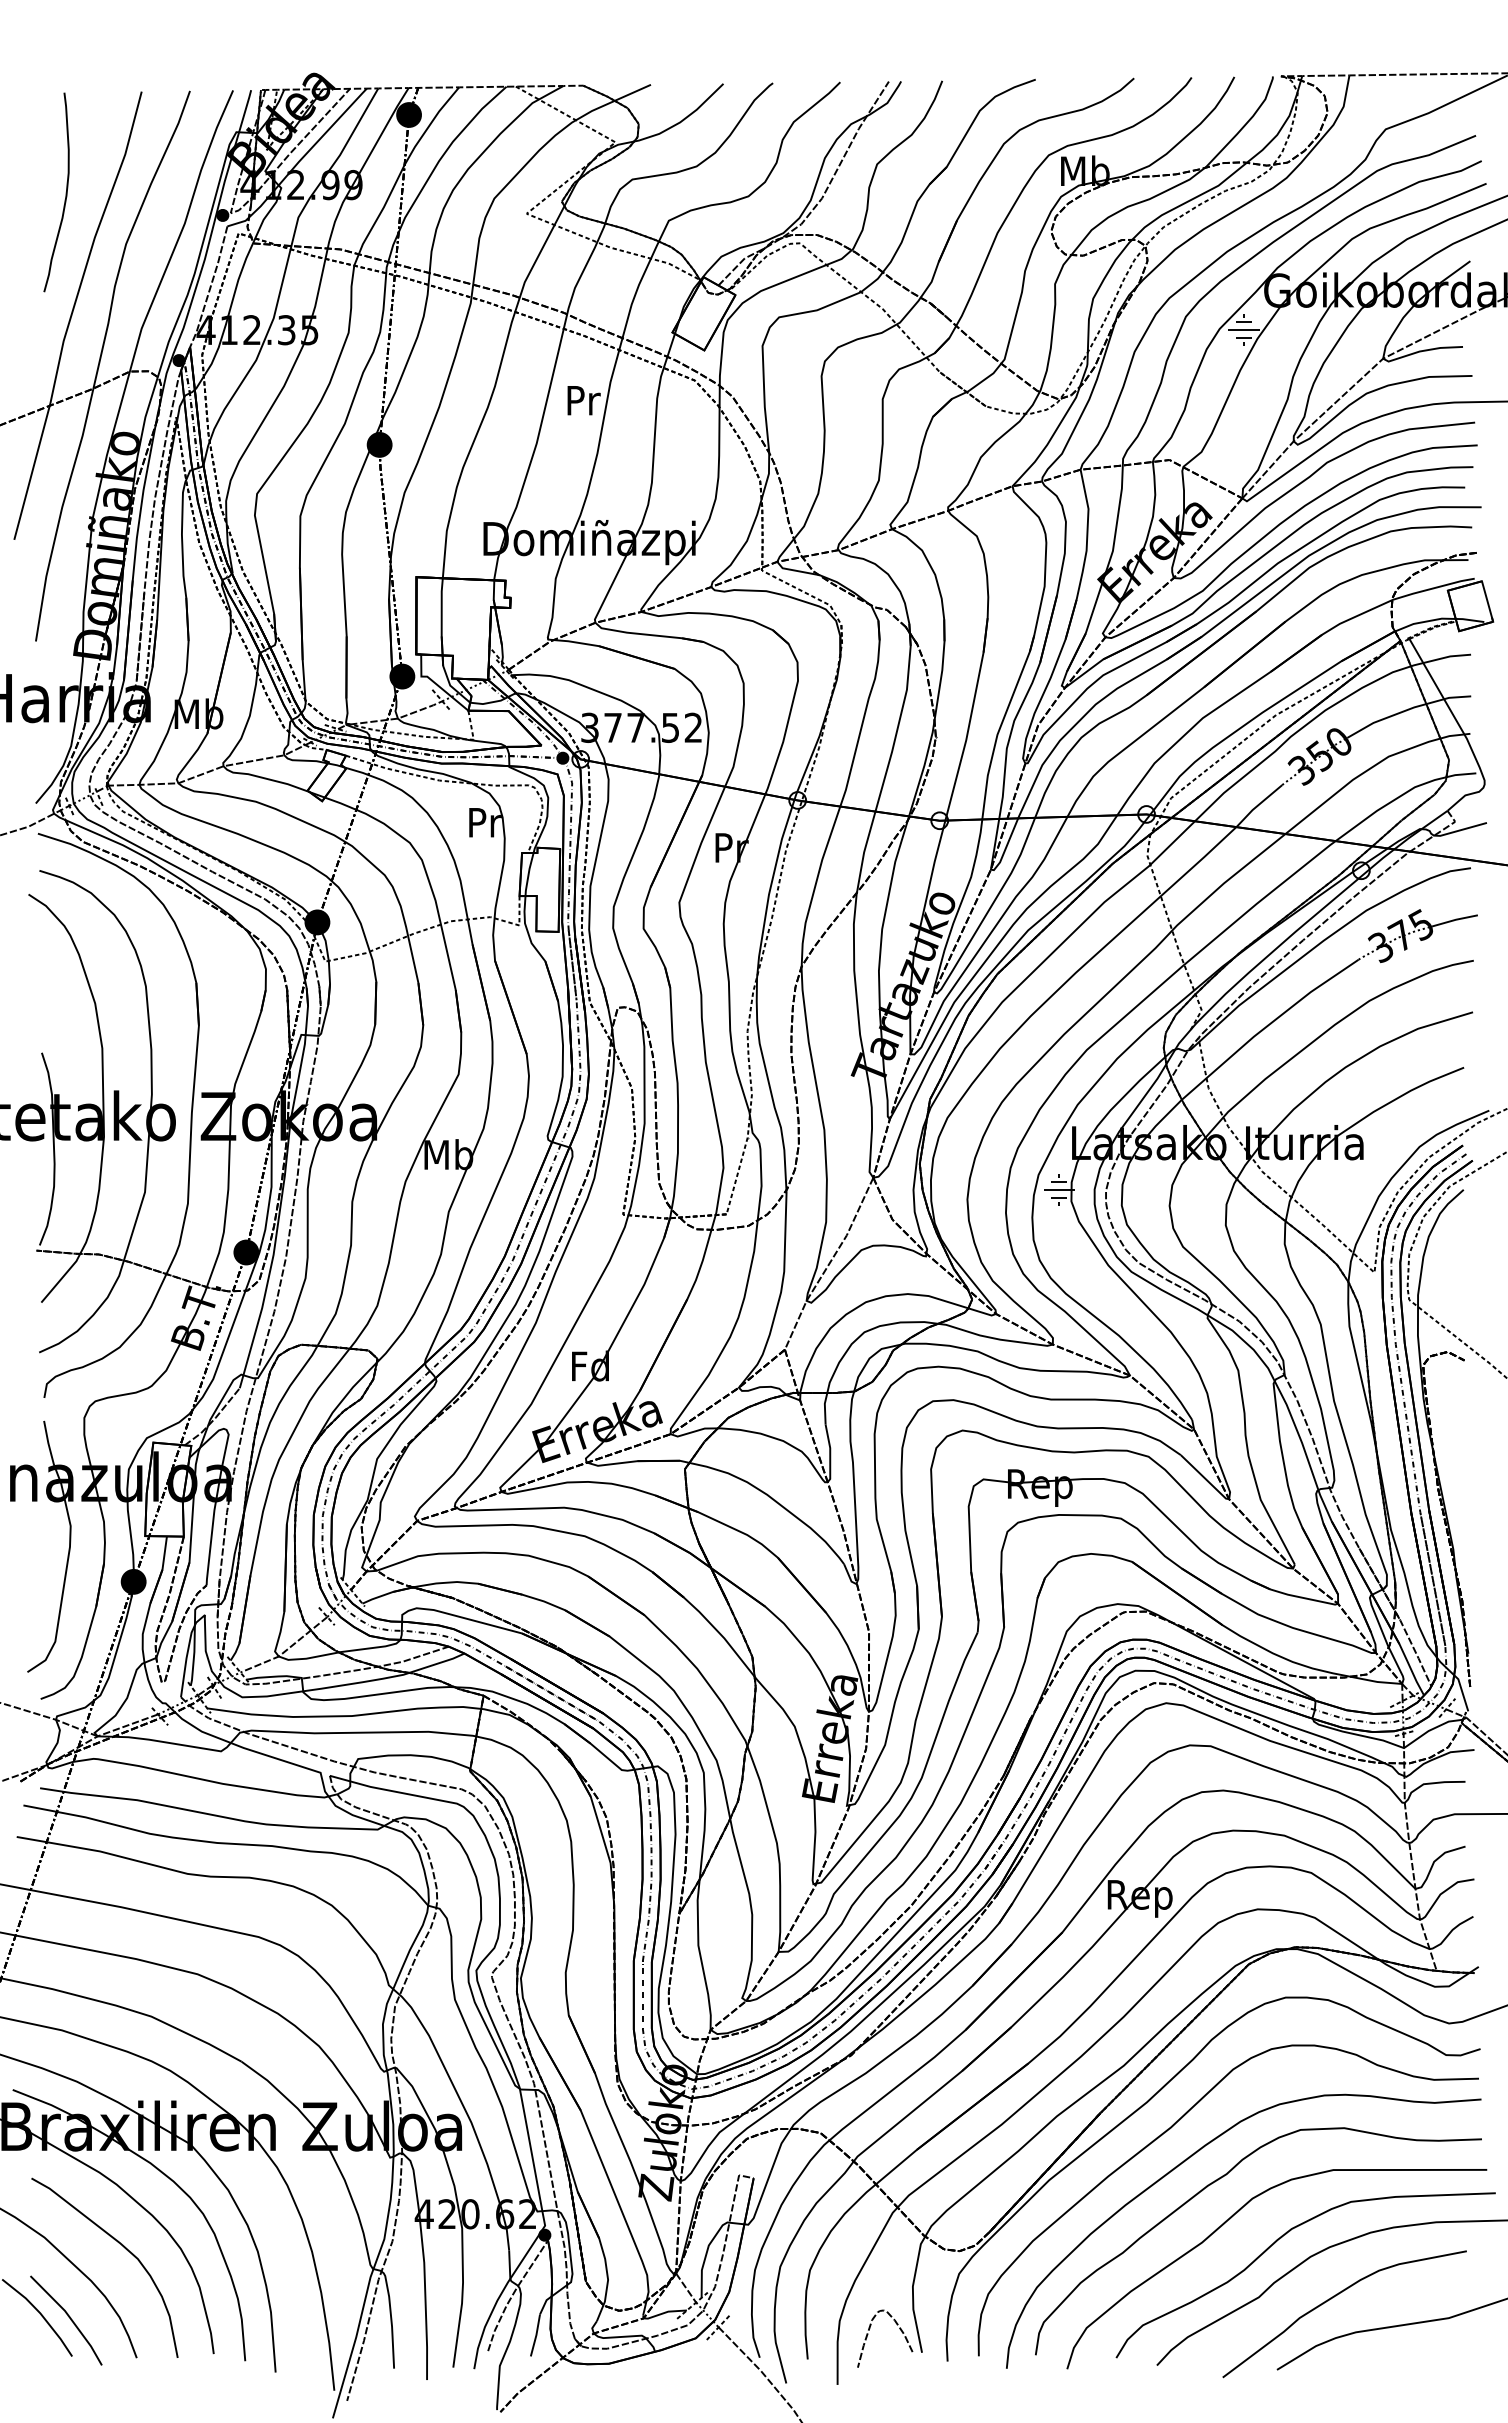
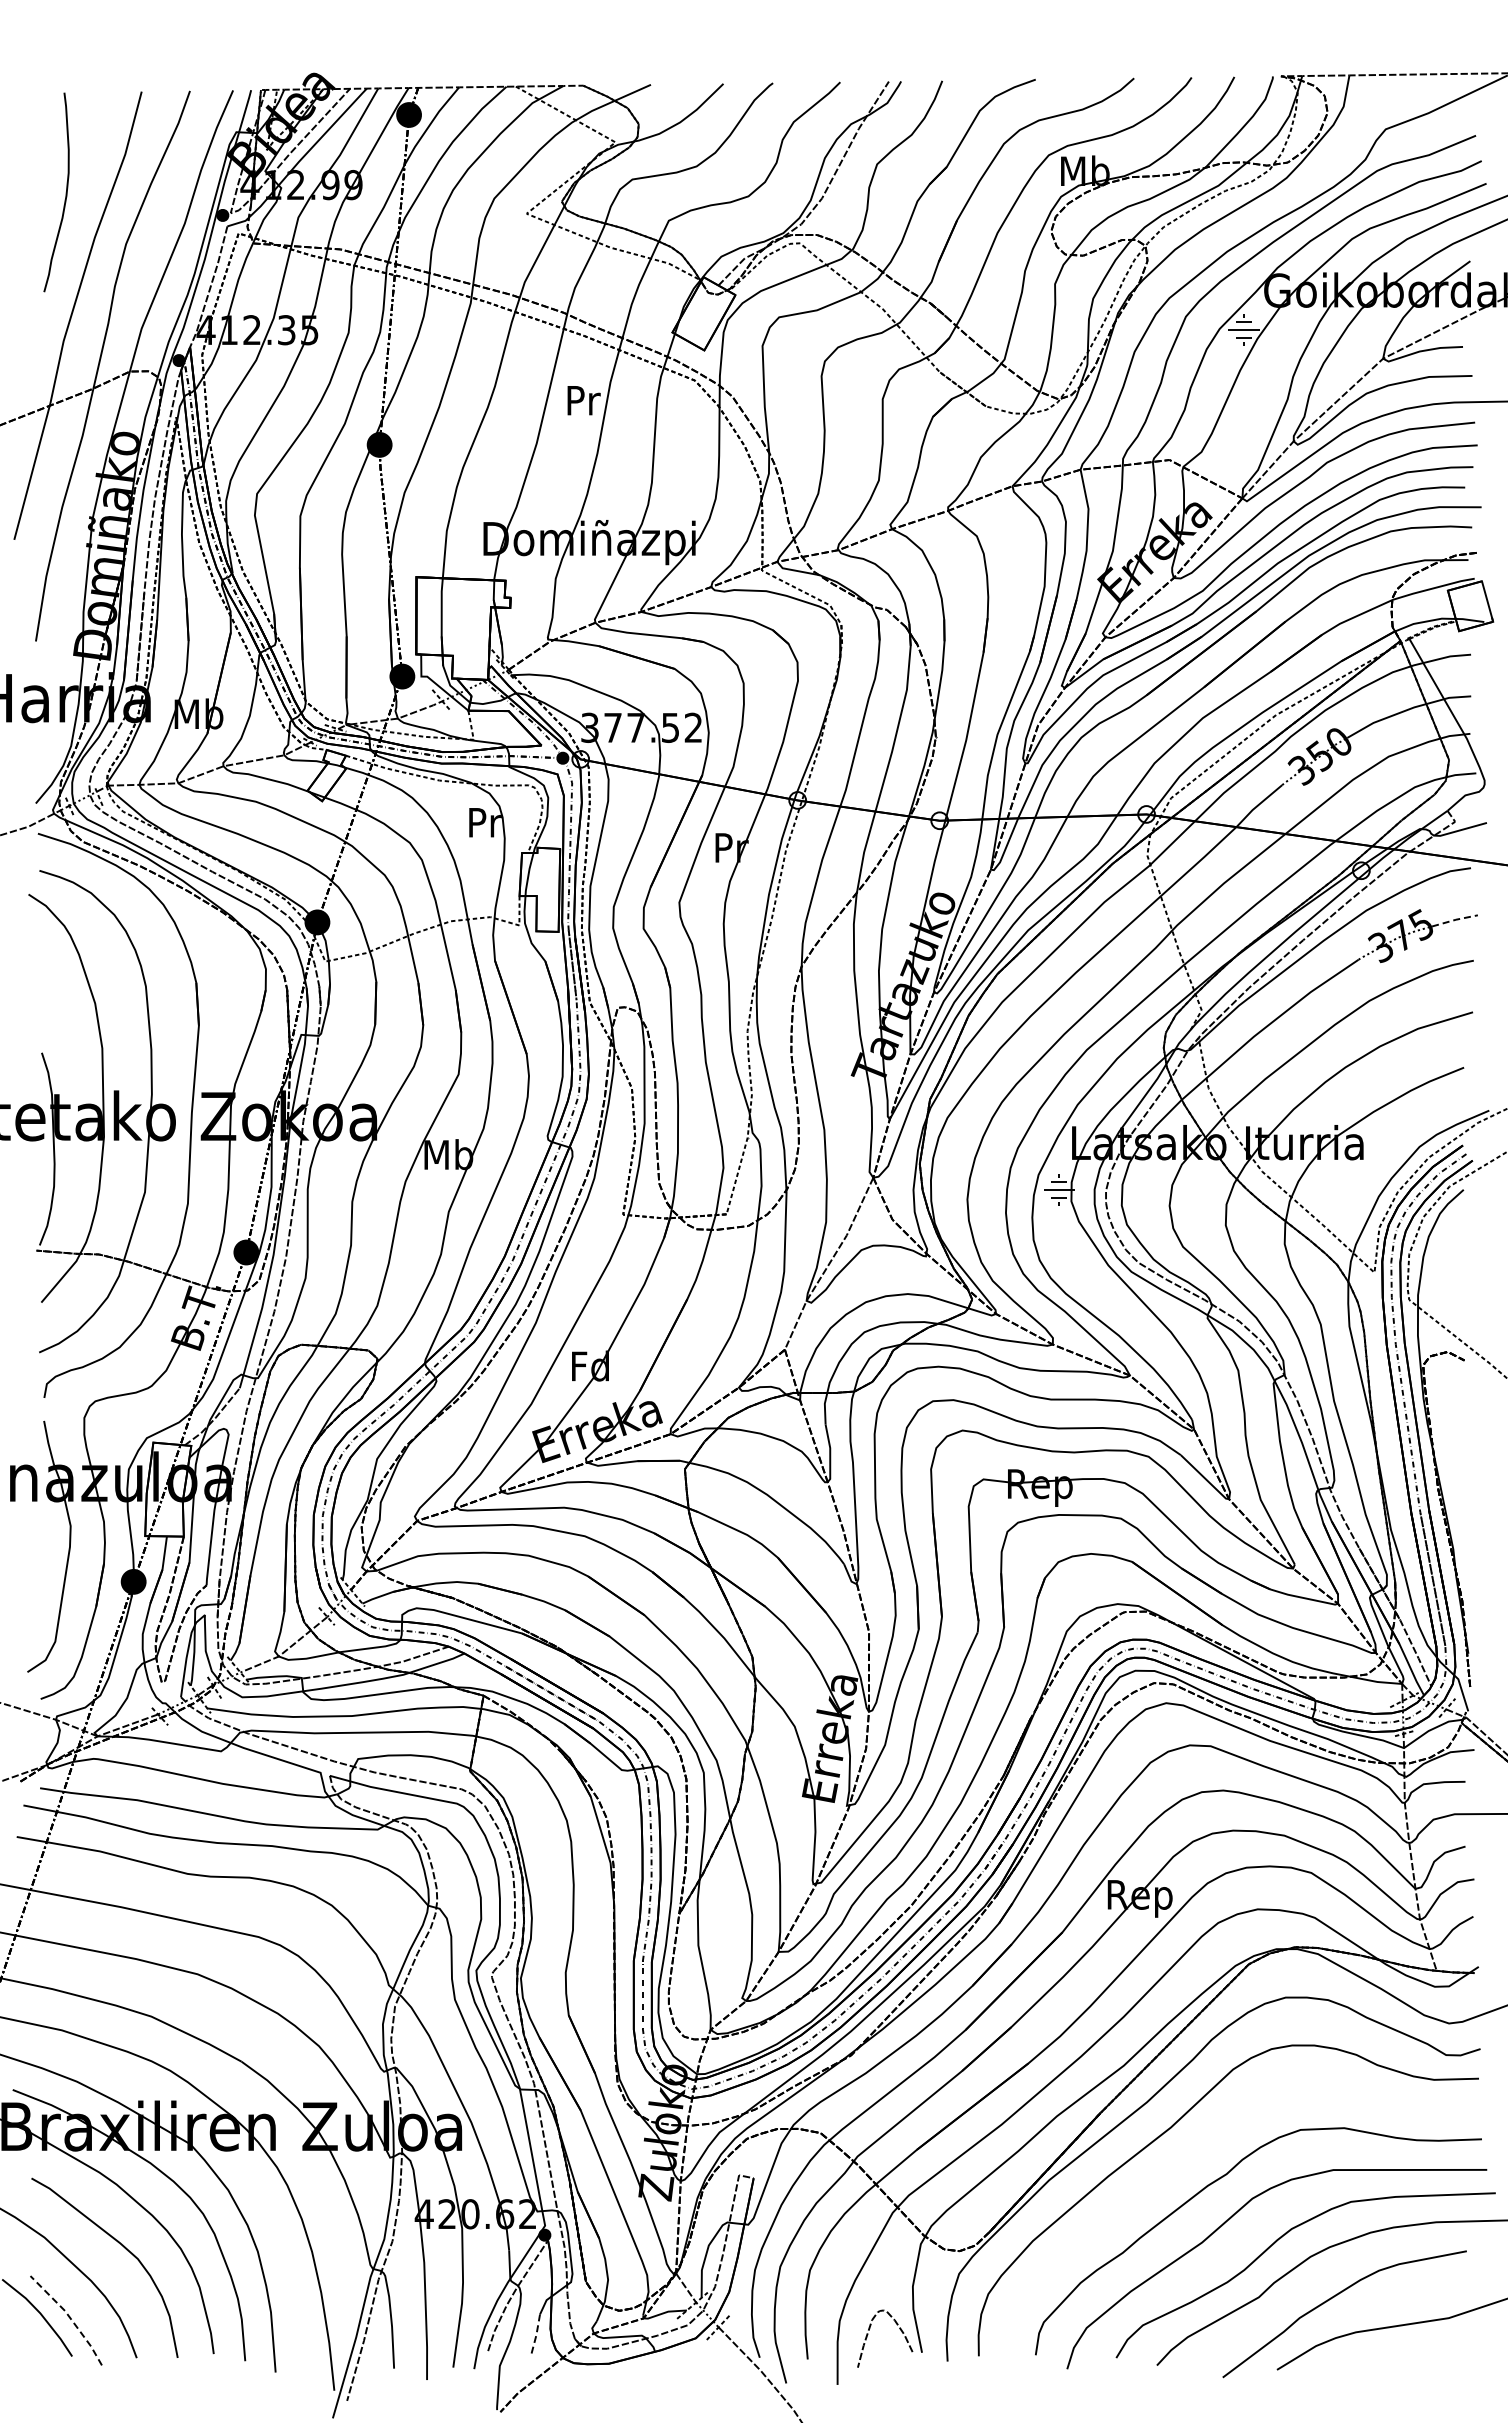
line: solid -> dashed (1455, 919)
curve: present -> none (1188, 2159)
line: solid -> dashed (70, 2317)
line: solid -> dashed (536, 2336)
